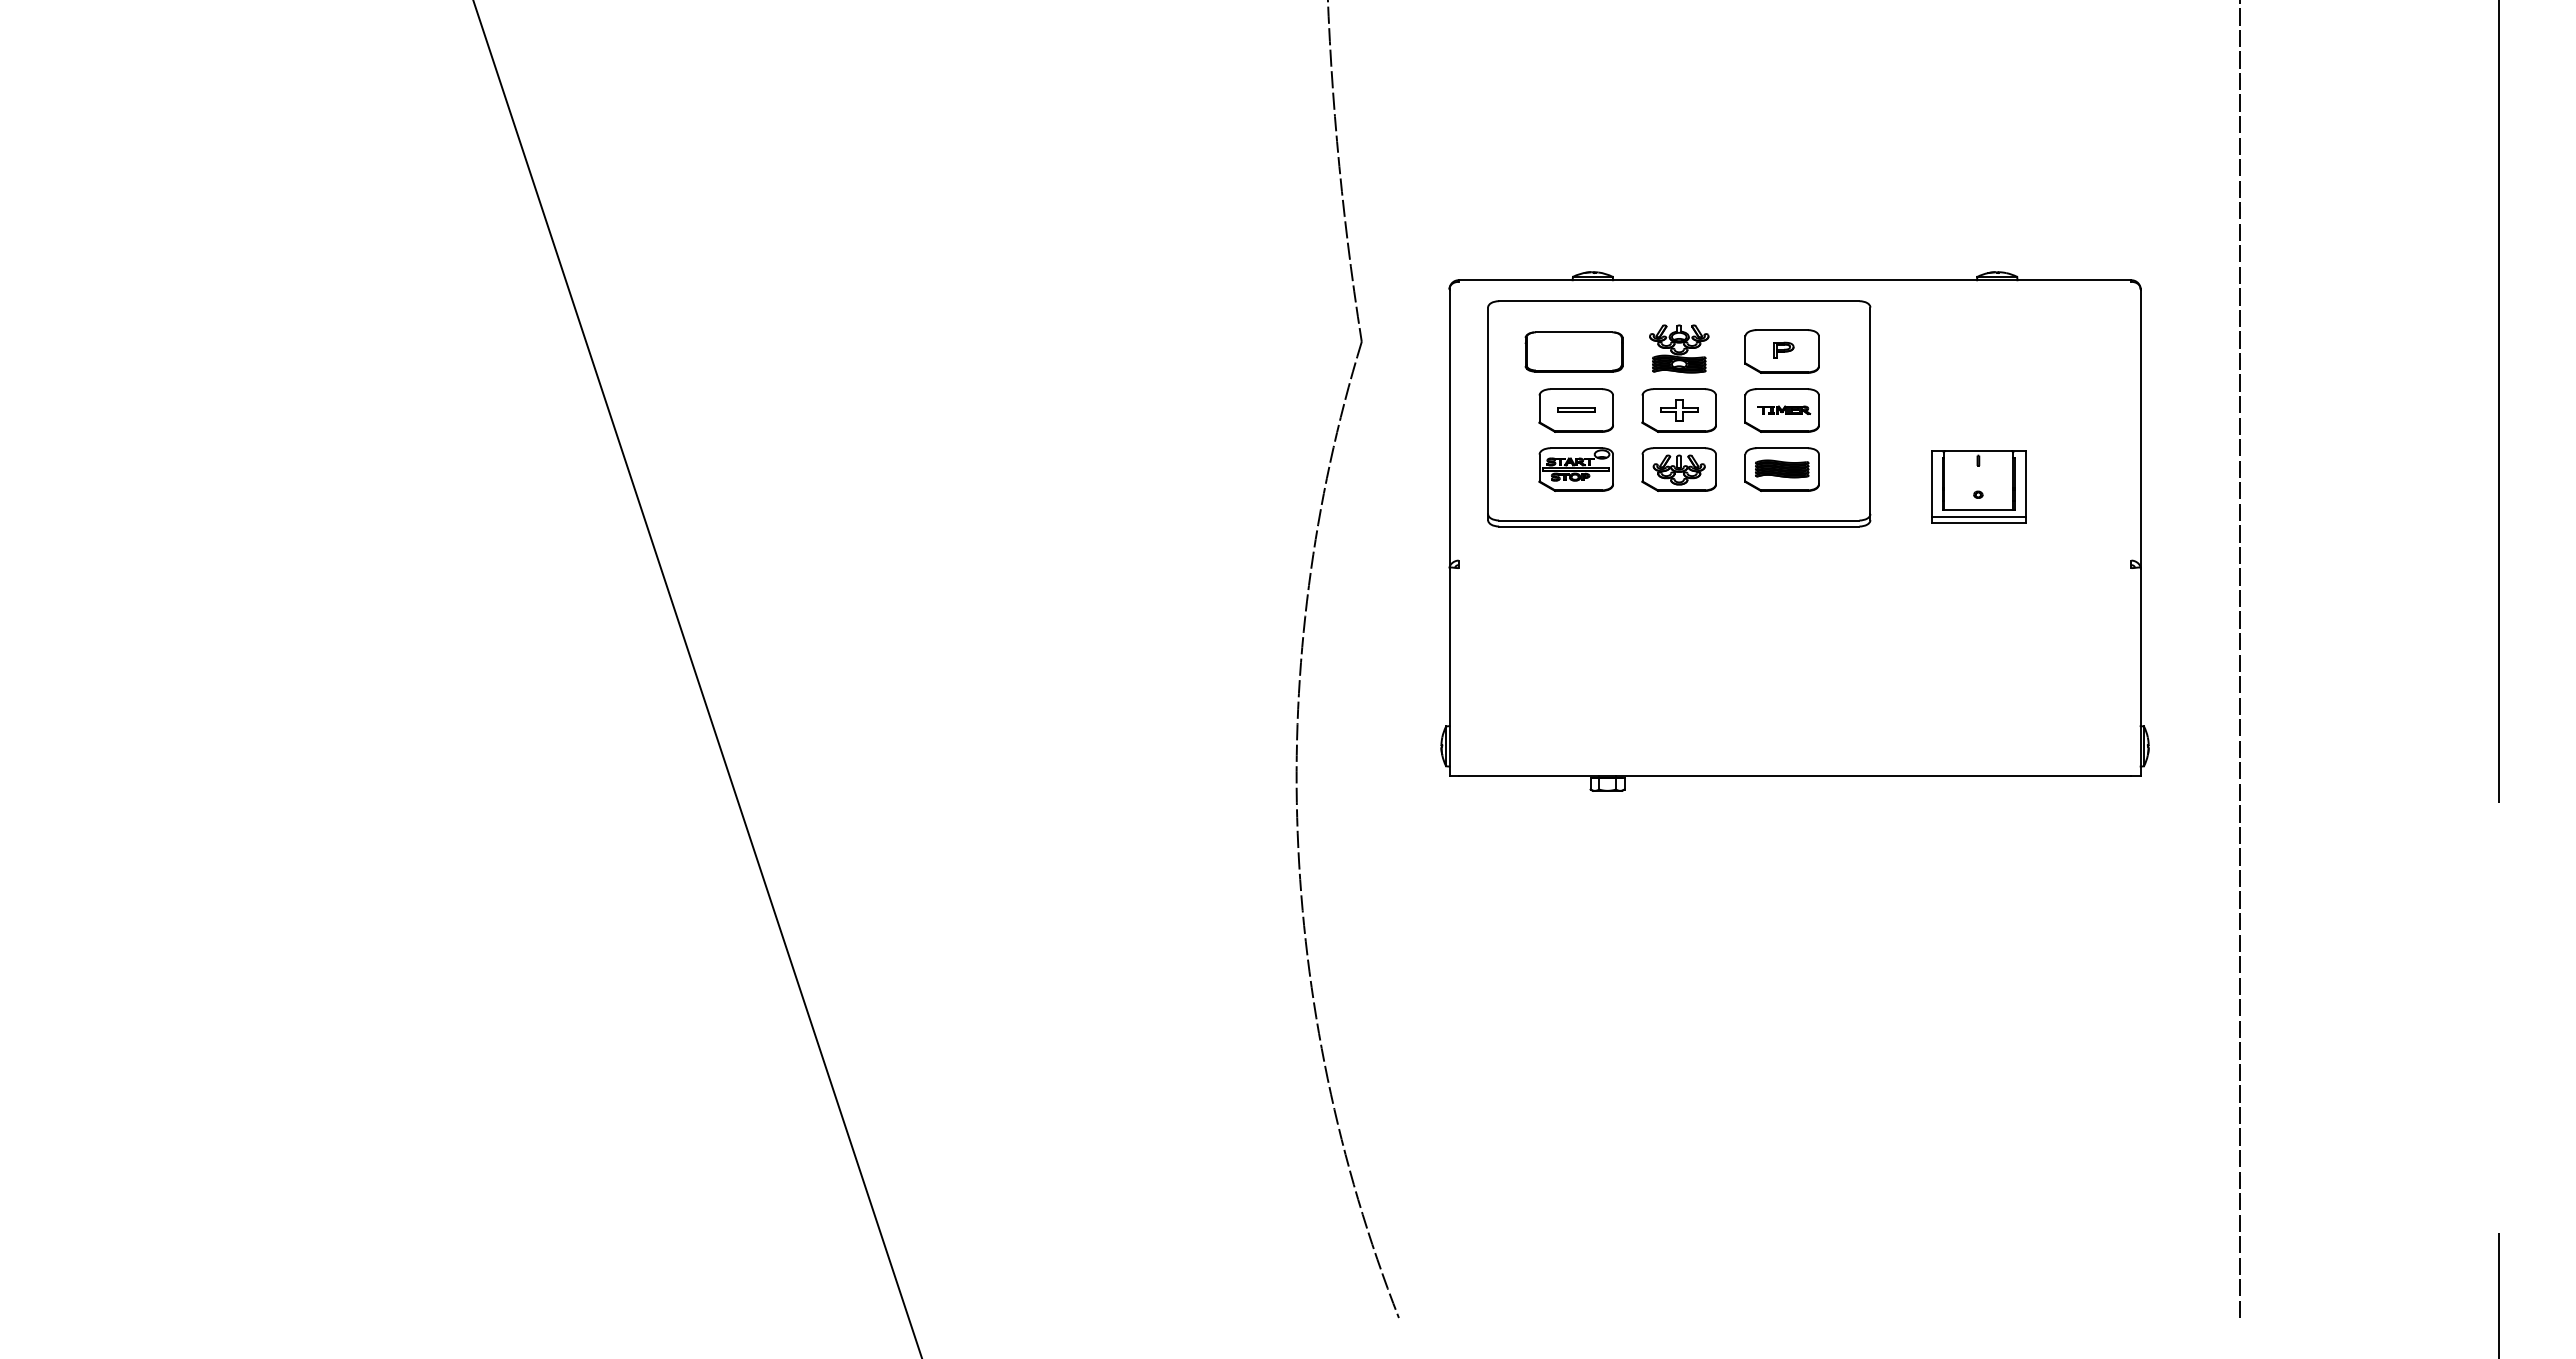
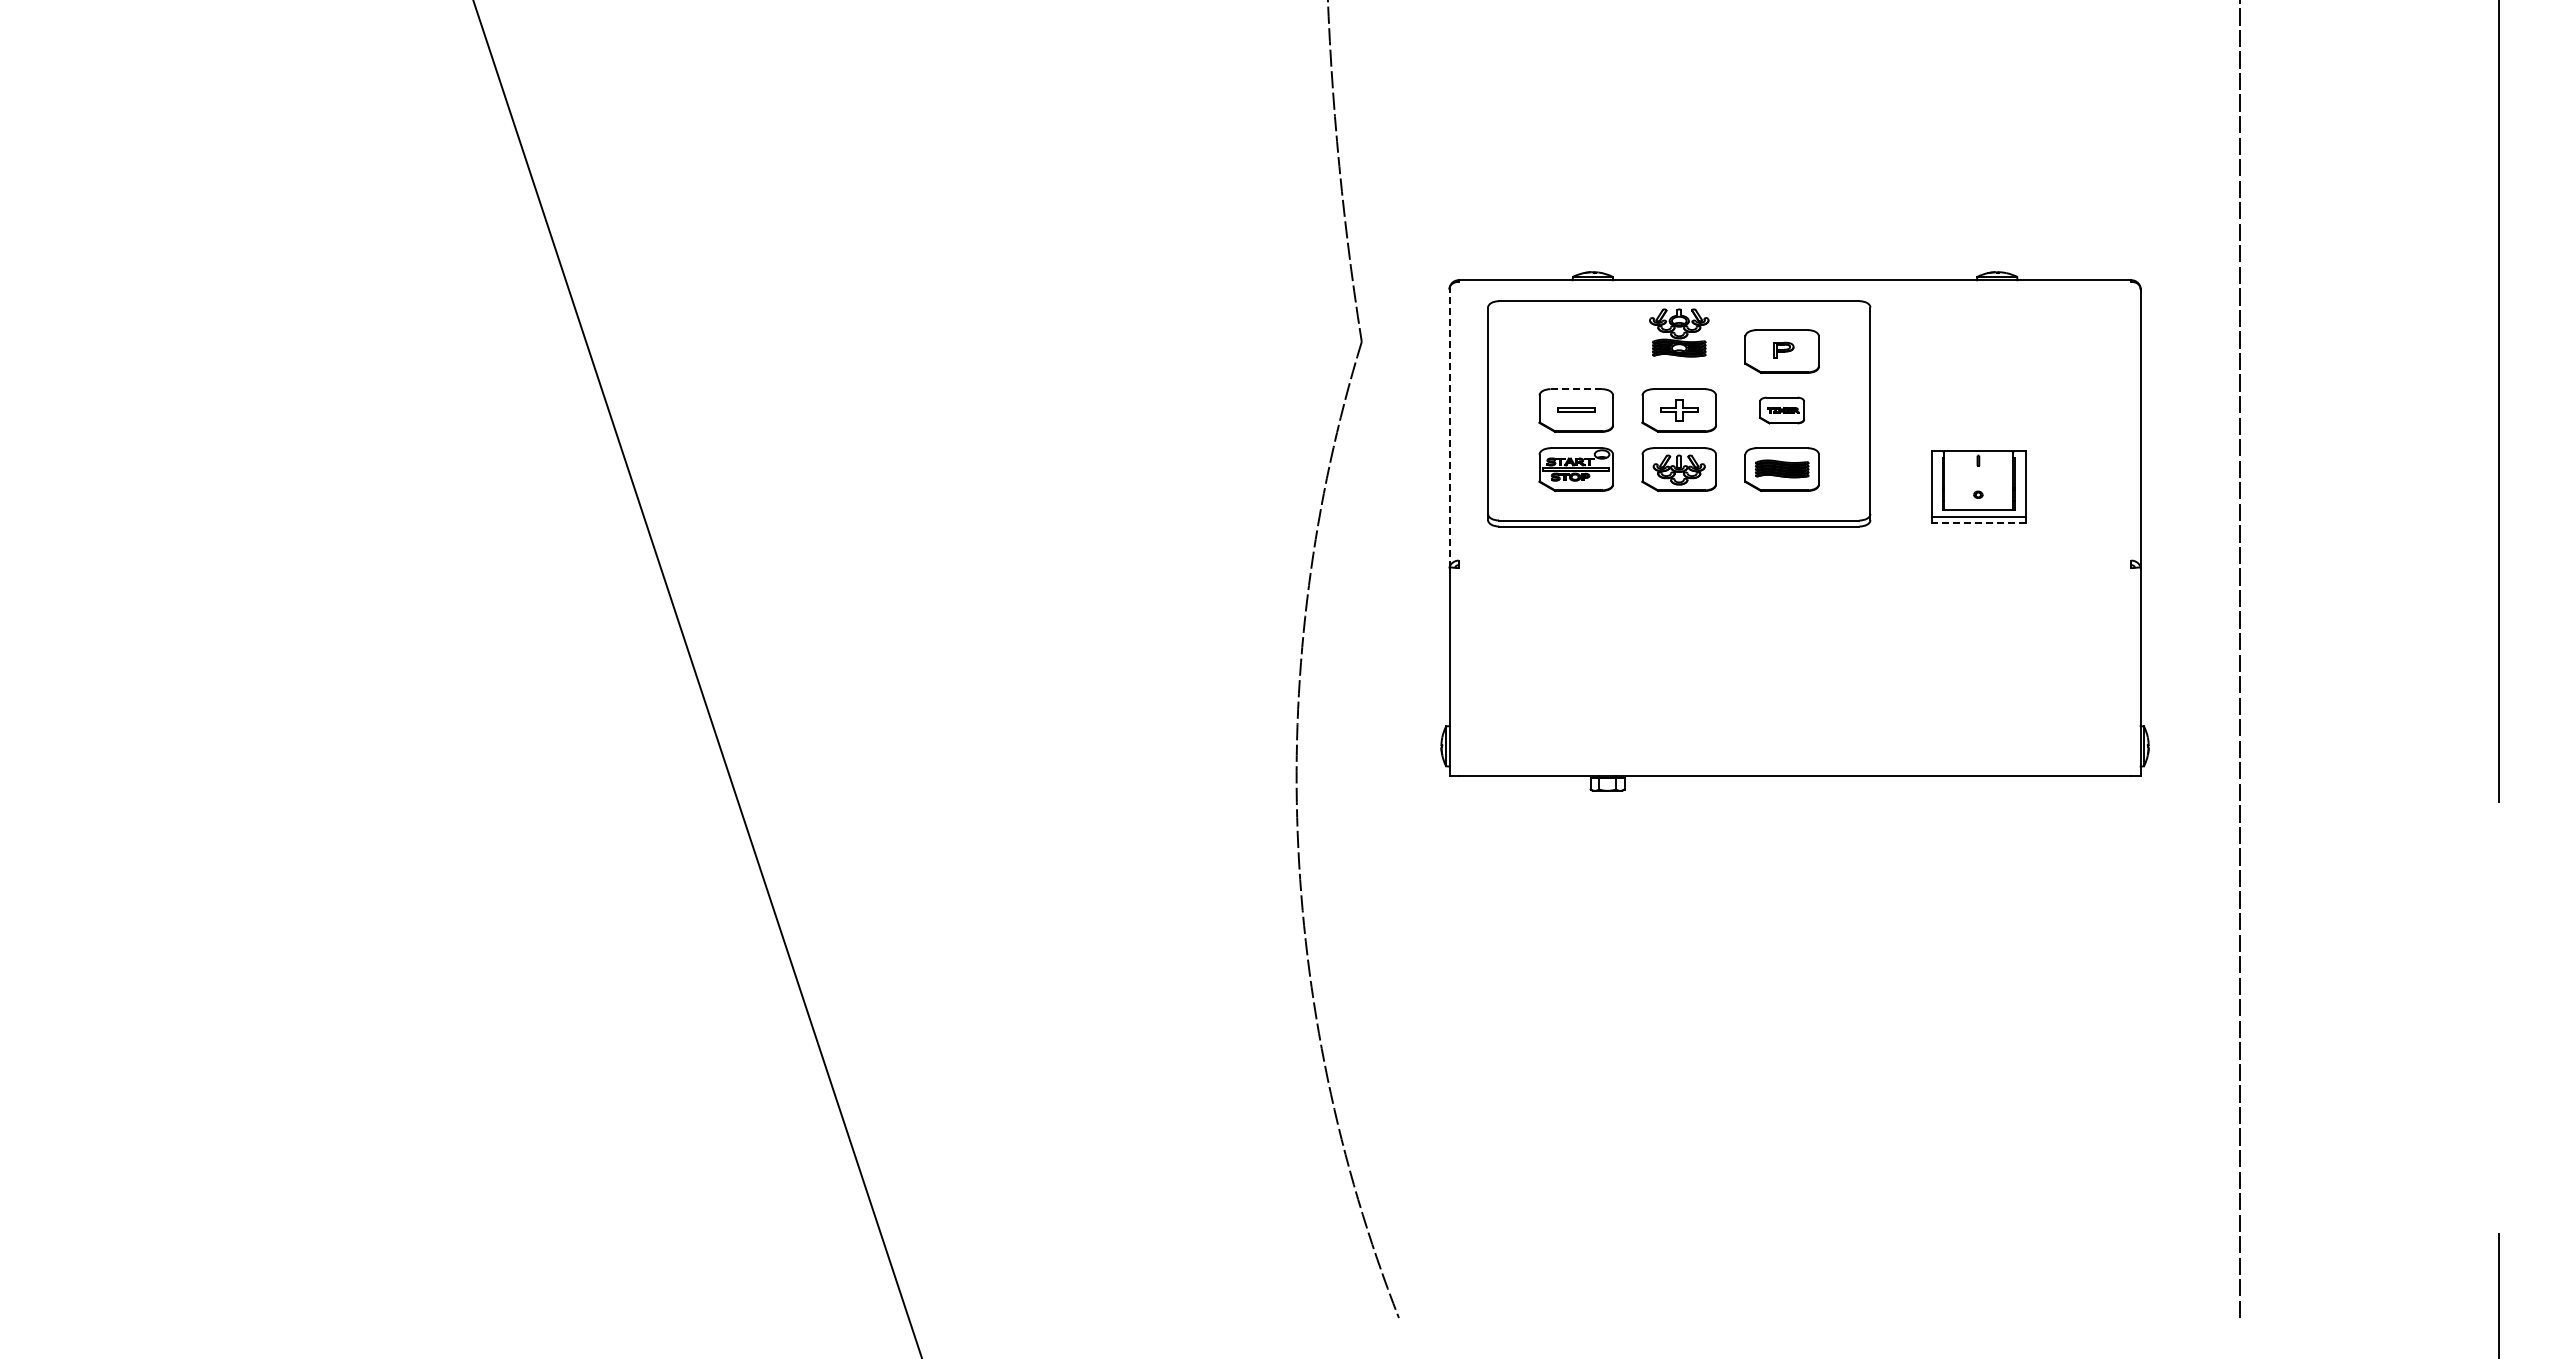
part position: (1679, 348) -> (1679, 332) (1679, 332)
part: present -> none (1573, 351)
line: solid -> dashed (1576, 389)
part size: 76x45 px -> 46x29 px (1781, 410)
line: solid -> dashed (1449, 428)
line: solid -> dashed (1978, 522)
